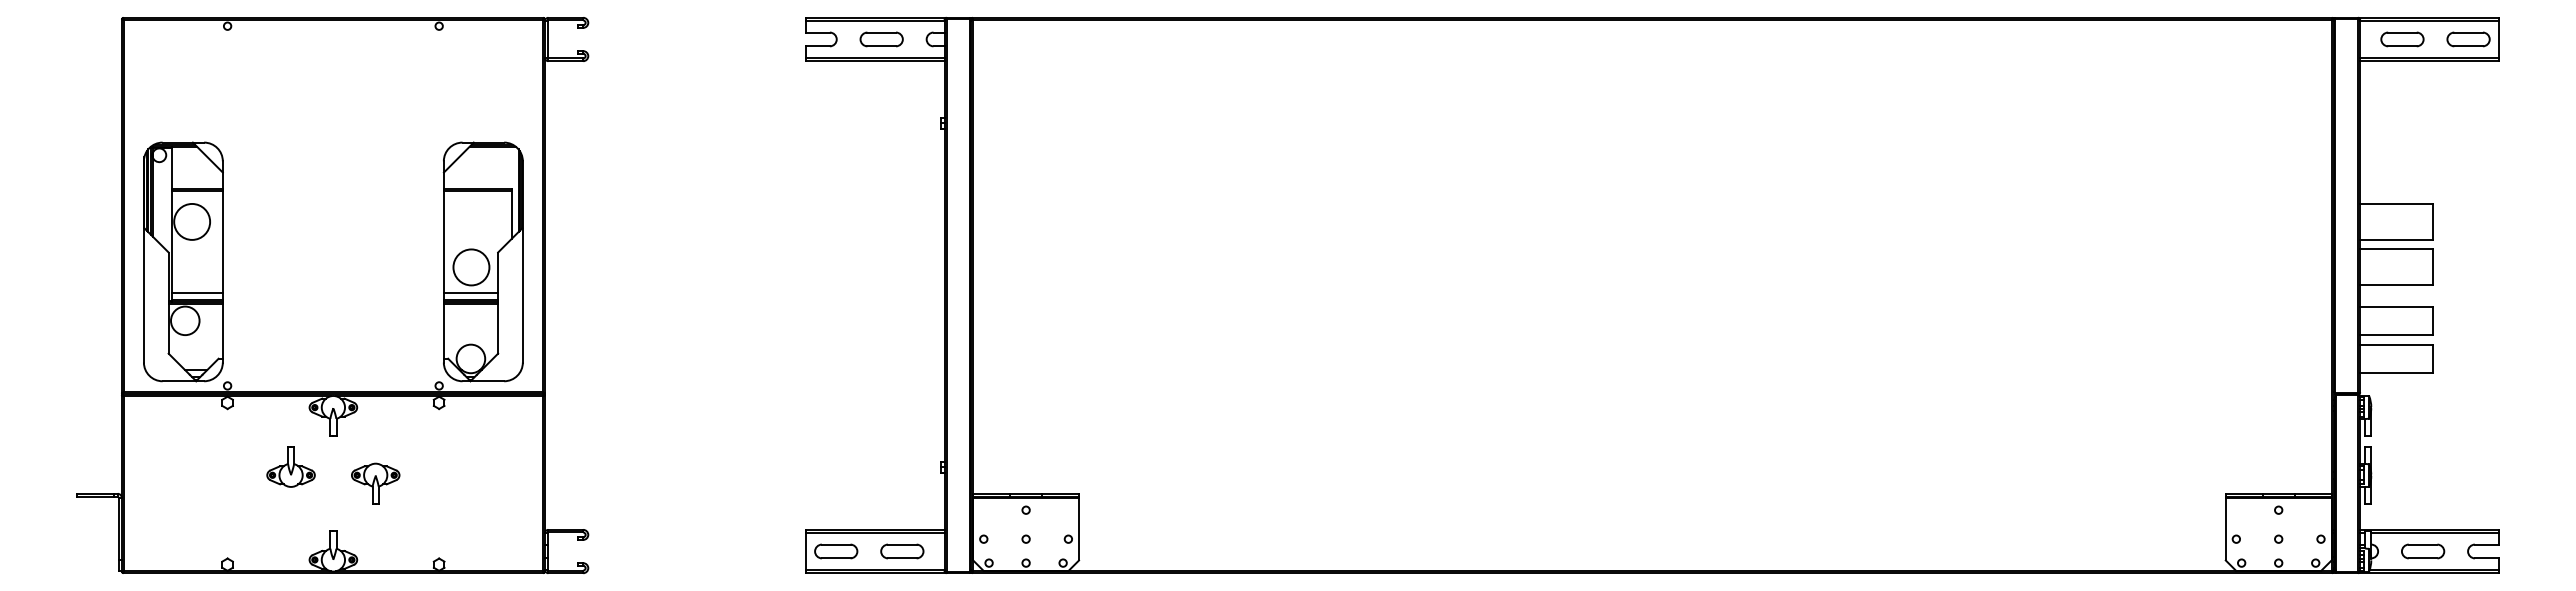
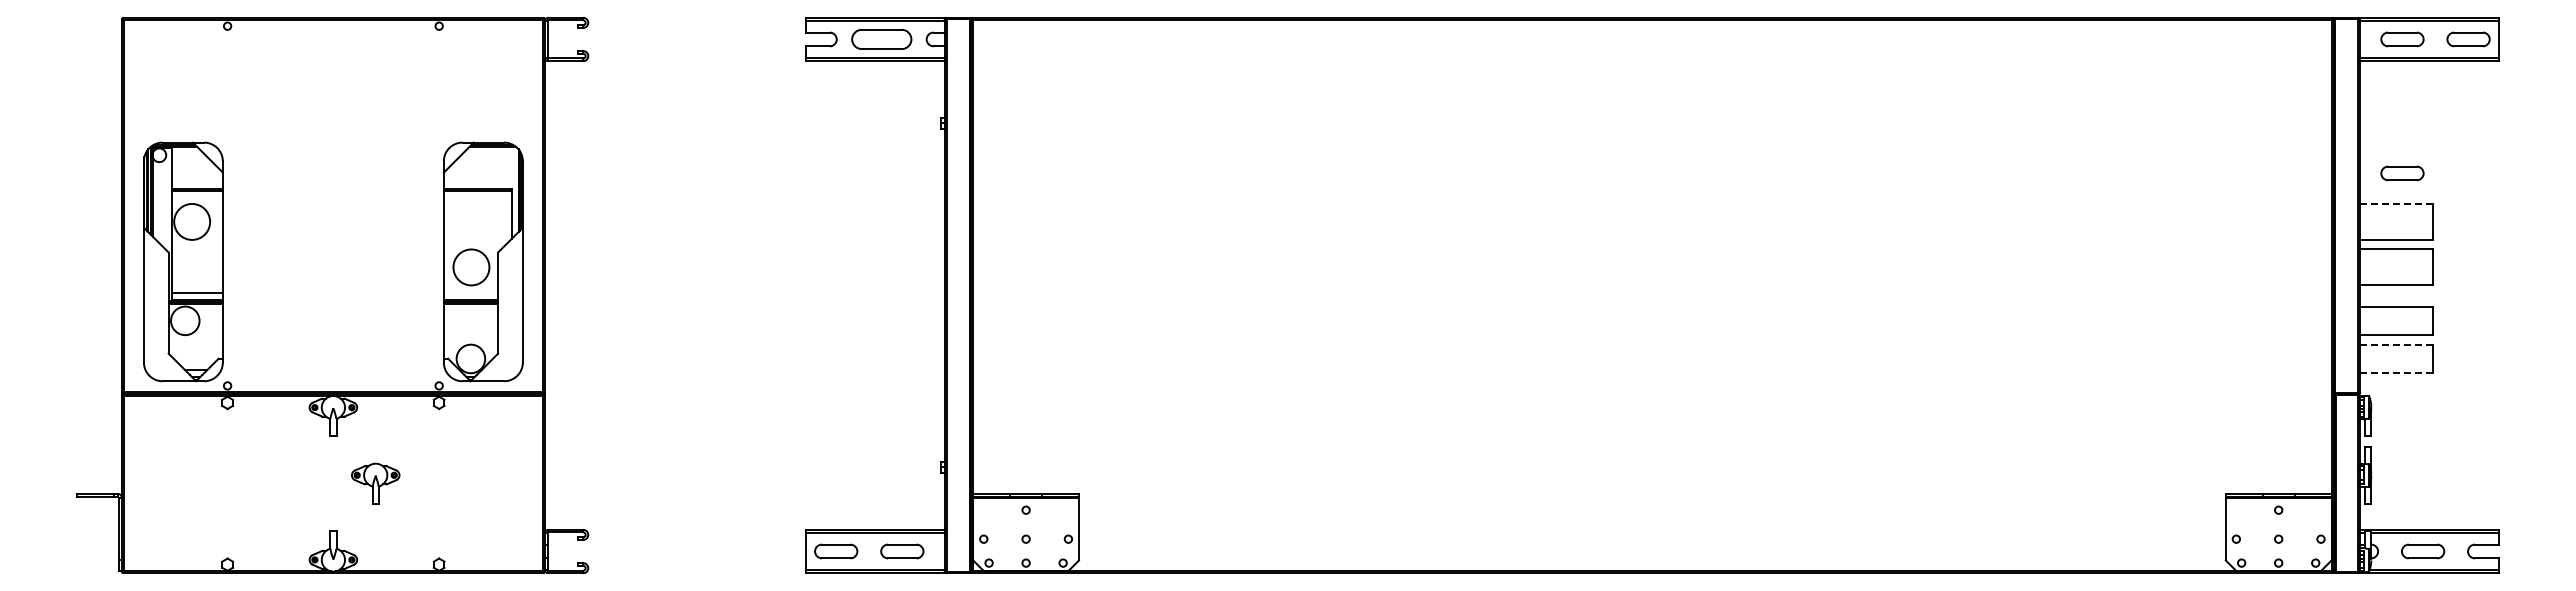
part size: 45x17 px -> 62x22 px (881, 38)
part: none -> present (2402, 173)
line: solid -> dashed (2396, 203)
line: present -> none (470, 292)
line: solid -> dashed (2396, 344)
line: solid -> dashed (2397, 373)
part: present -> none (290, 466)
